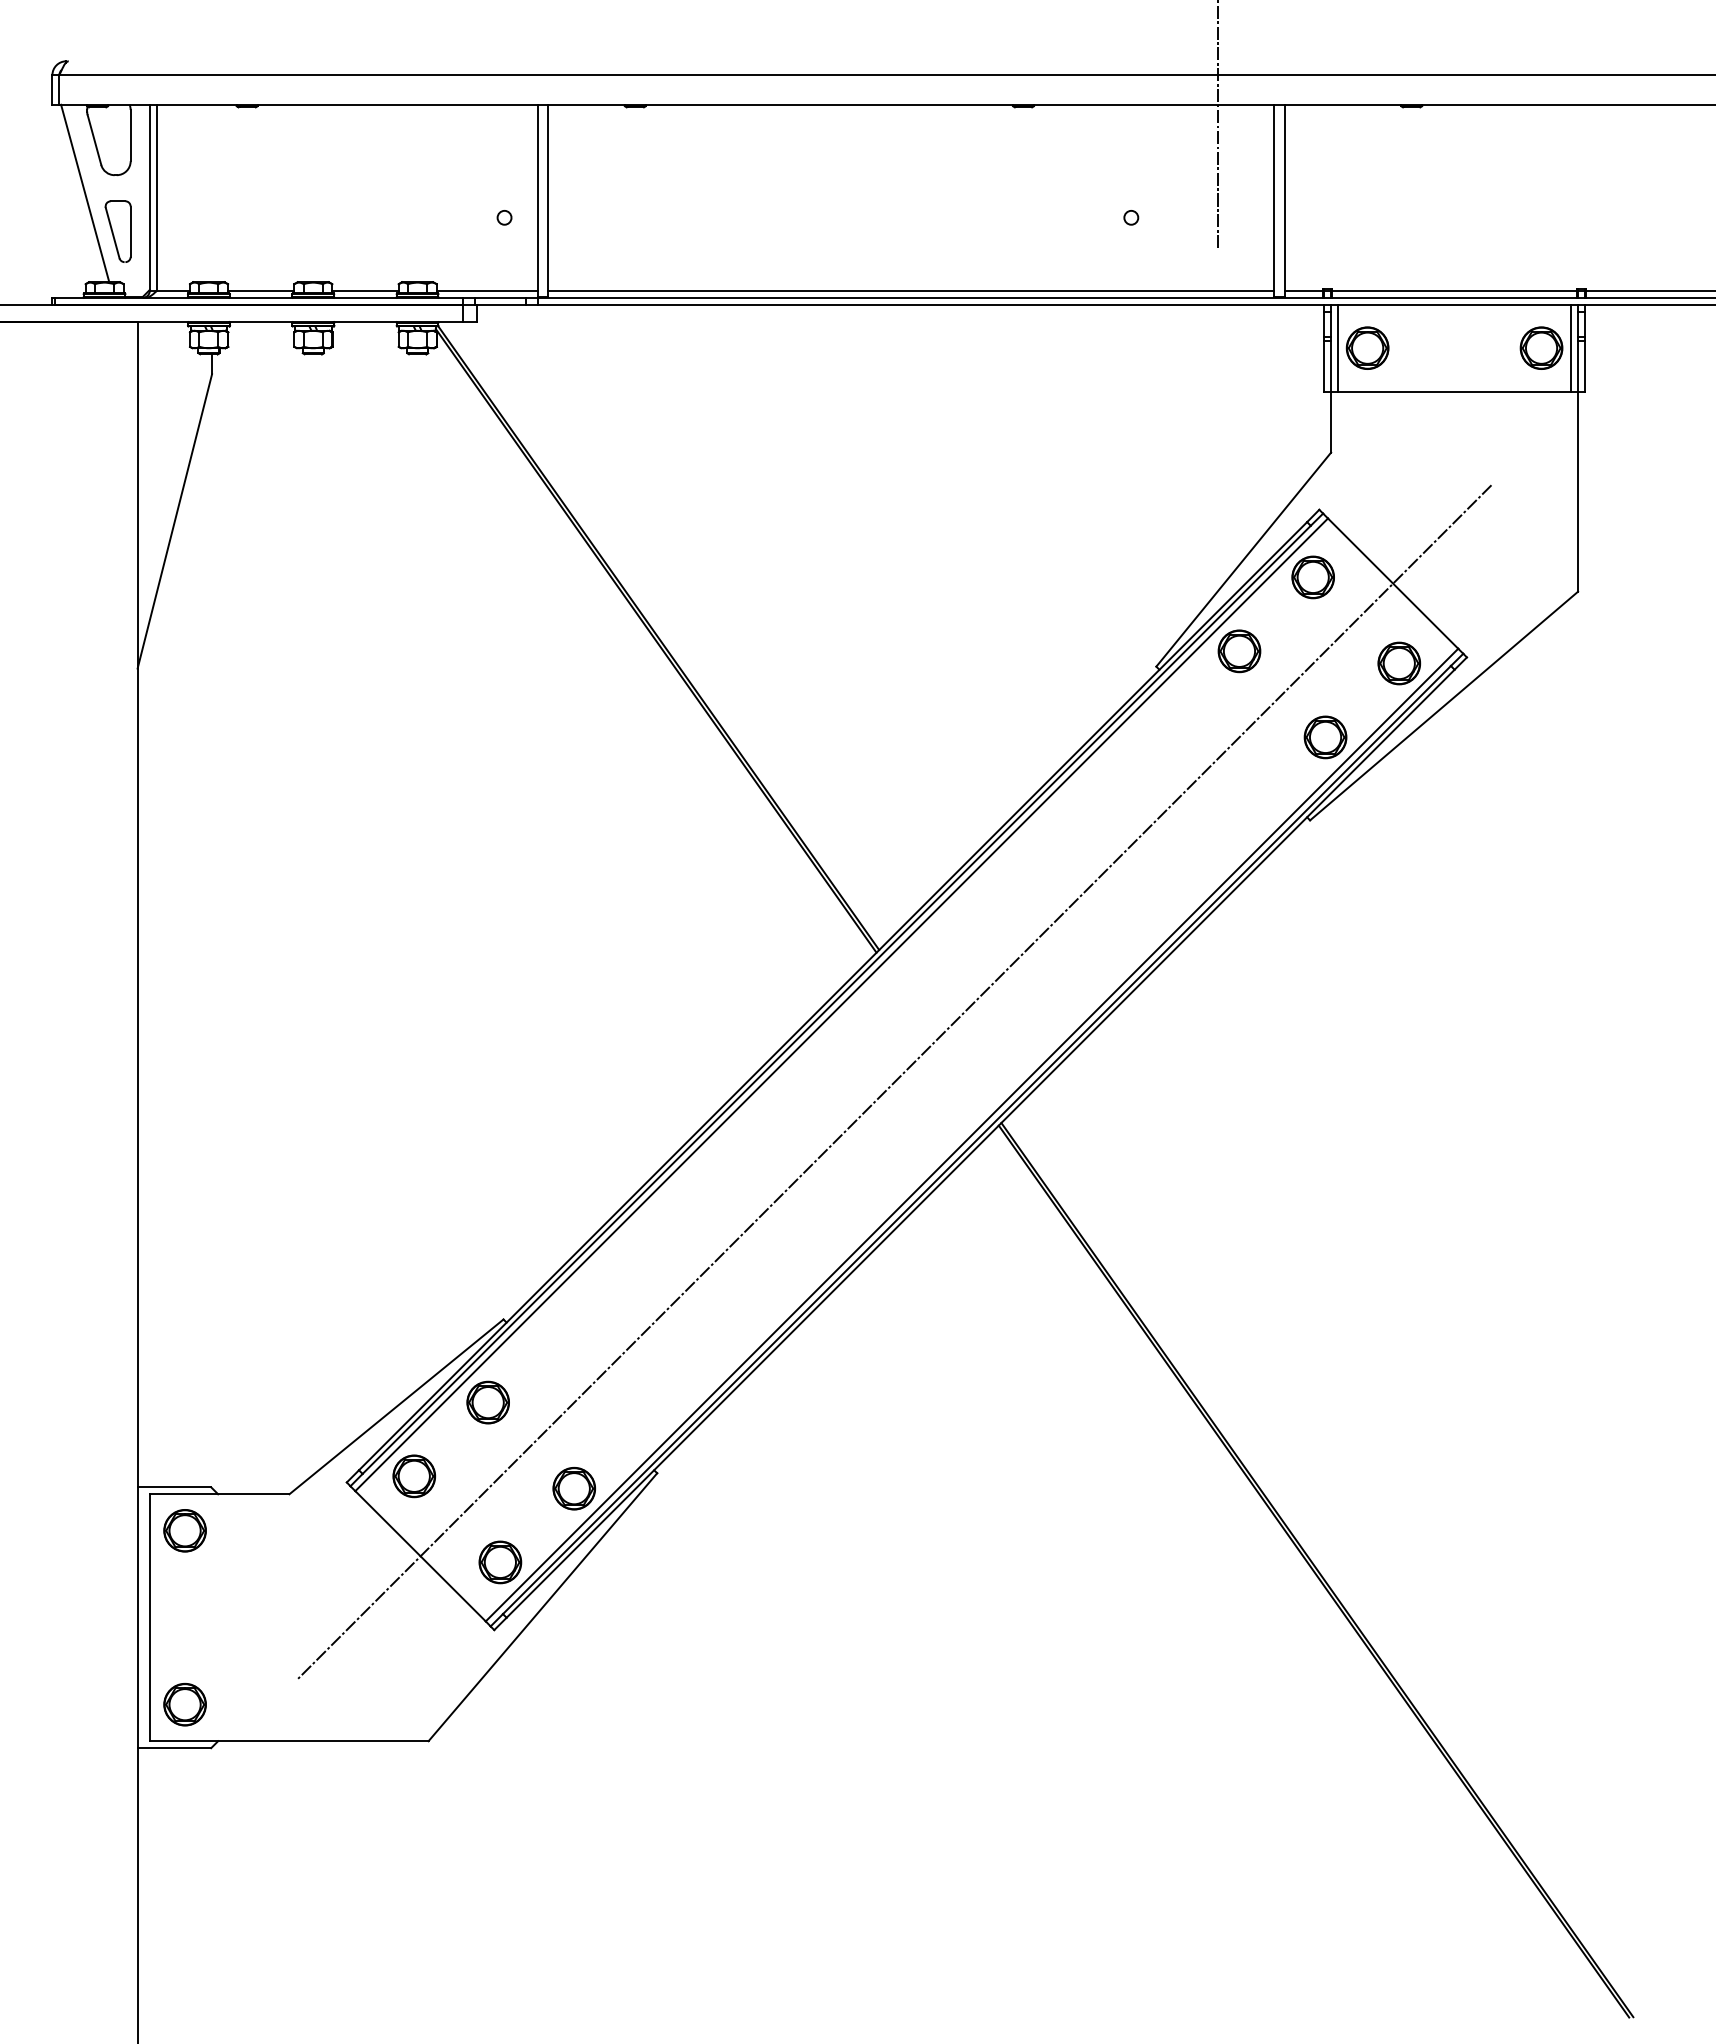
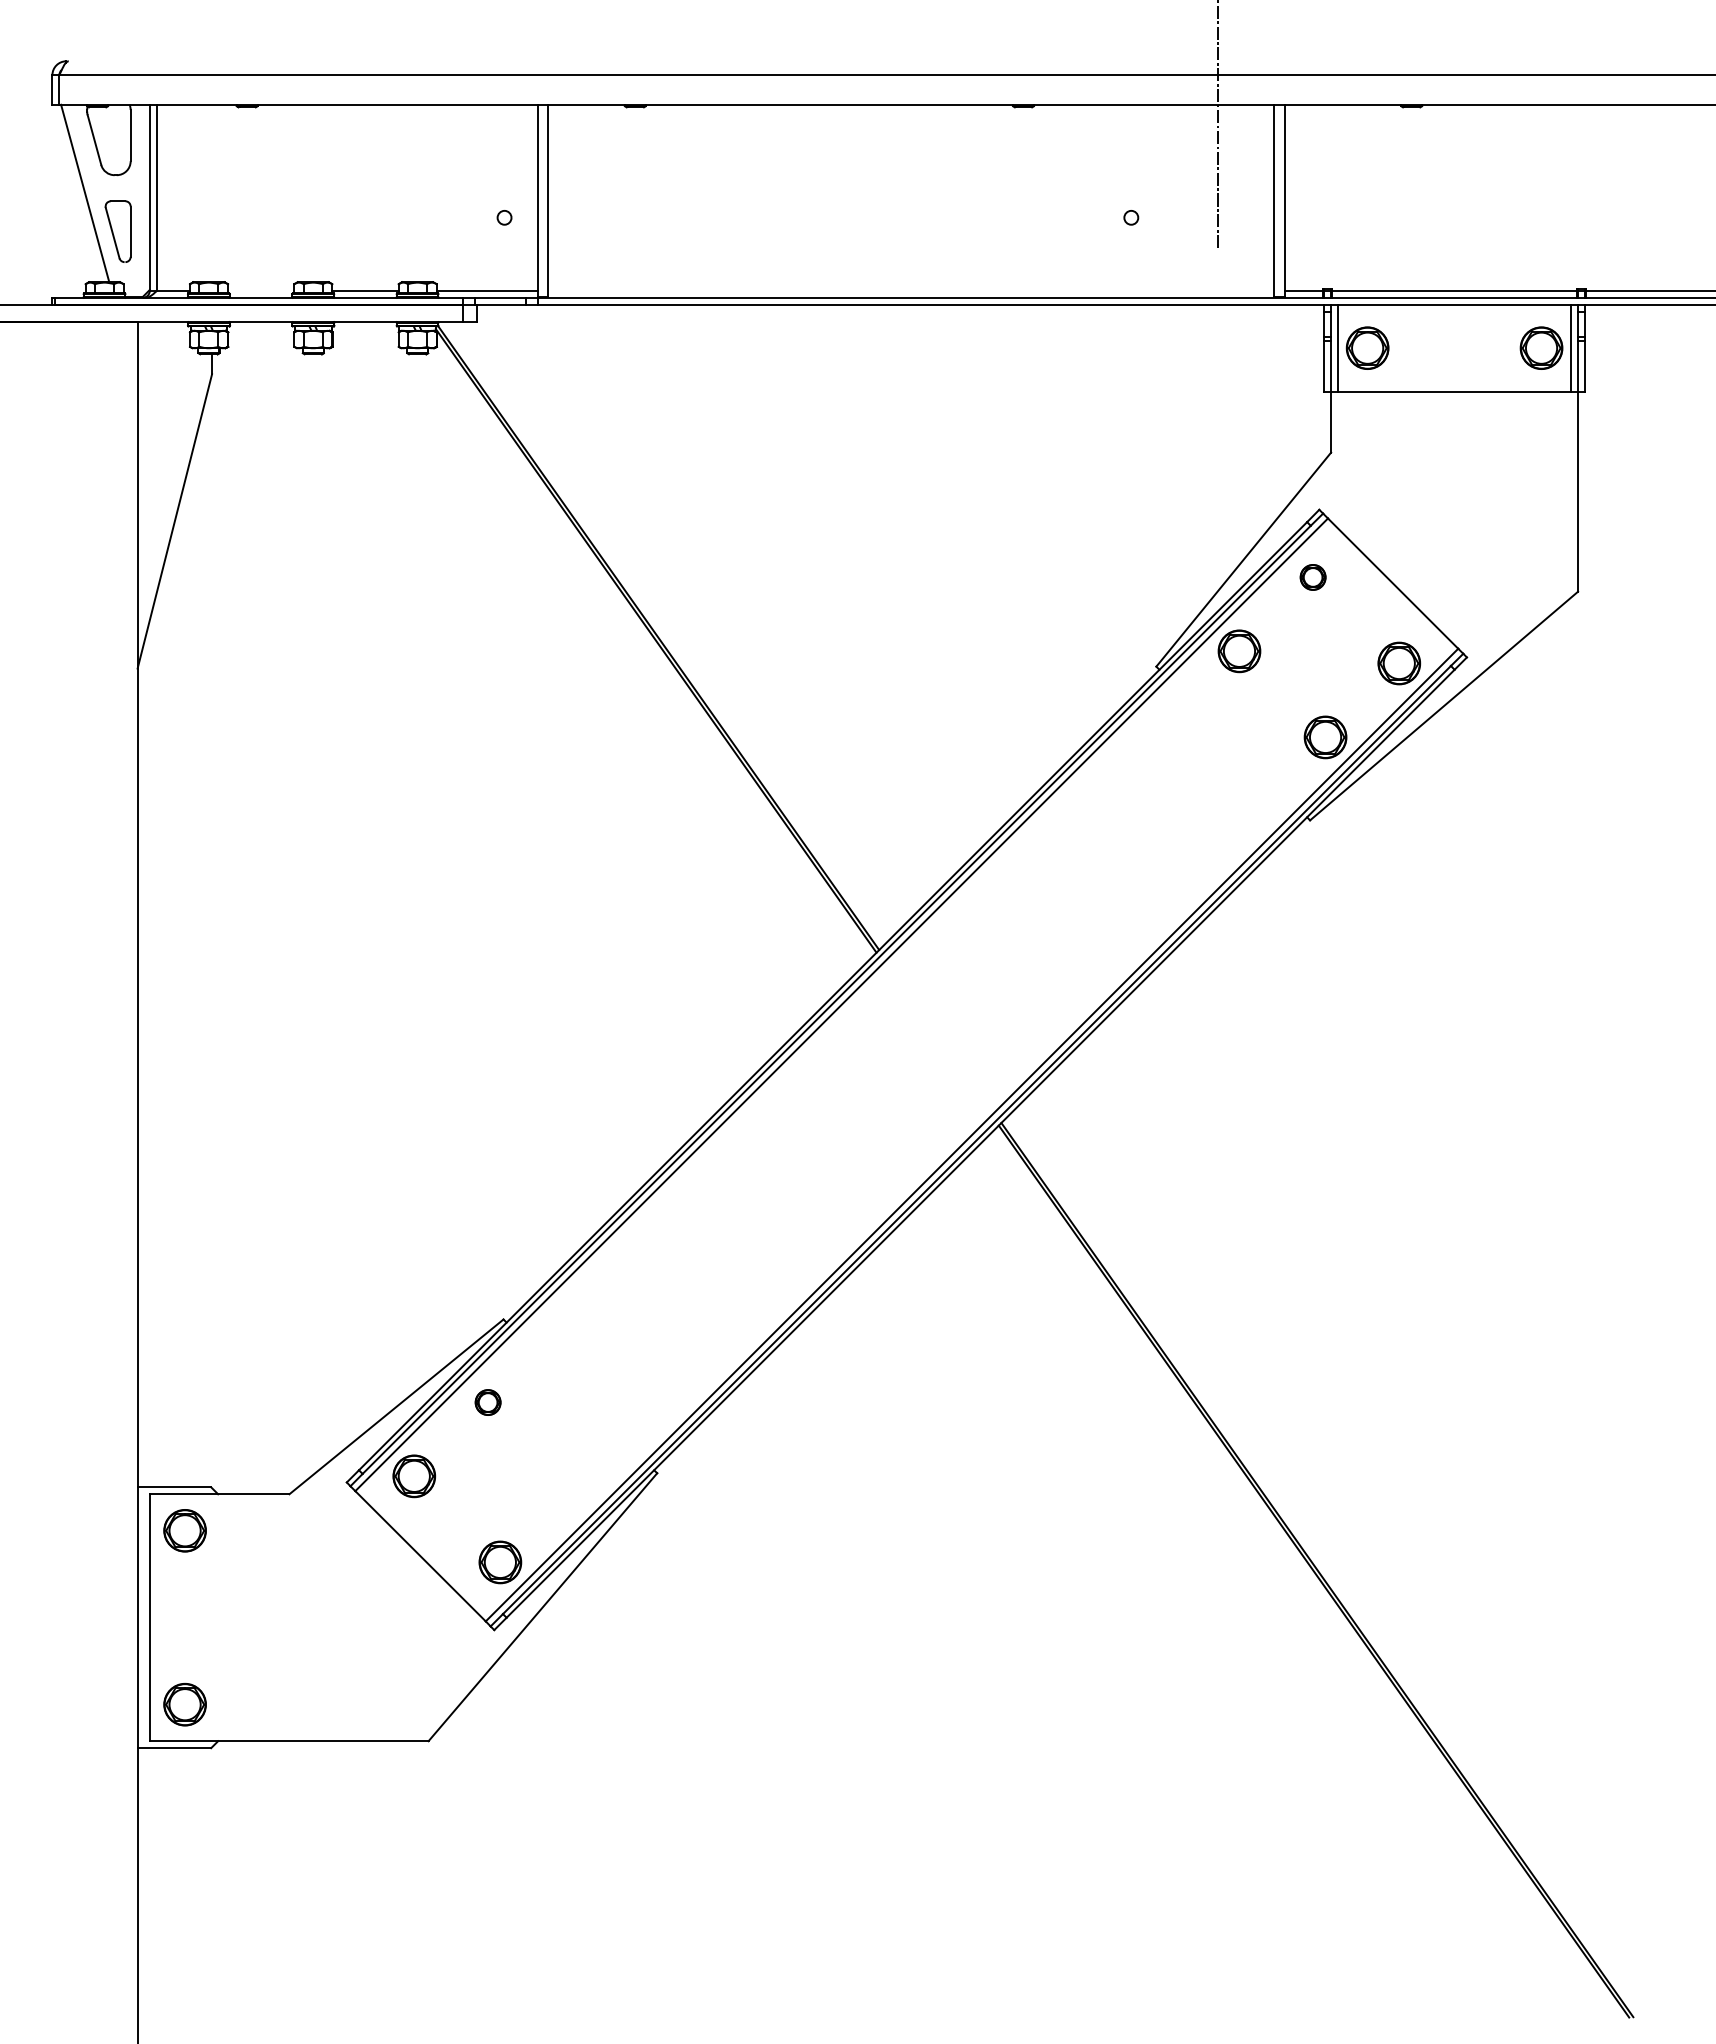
line: present -> none (261, 290)
line: present -> none (911, 290)
part size: 44x45 px -> 28x27 px (1312, 577)
line: present -> none (894, 1082)
part size: 44x45 px -> 28x27 px (487, 1402)
part: present -> none (574, 1488)
